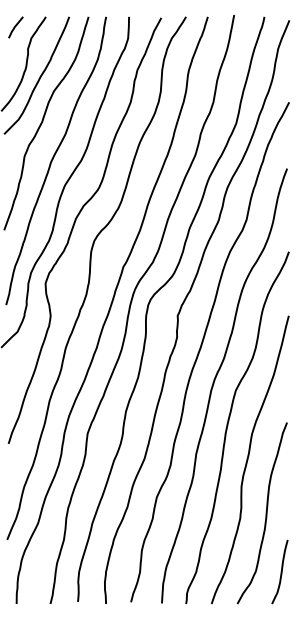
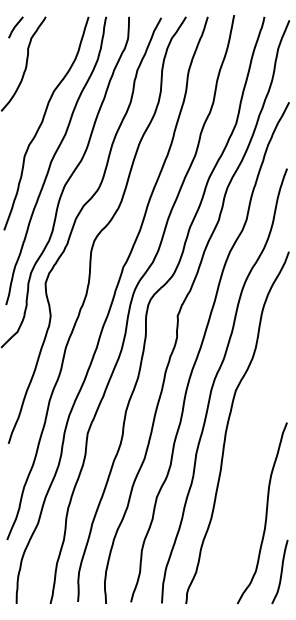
curve: present -> none (39, 76)
curve: present -> none (248, 459)
